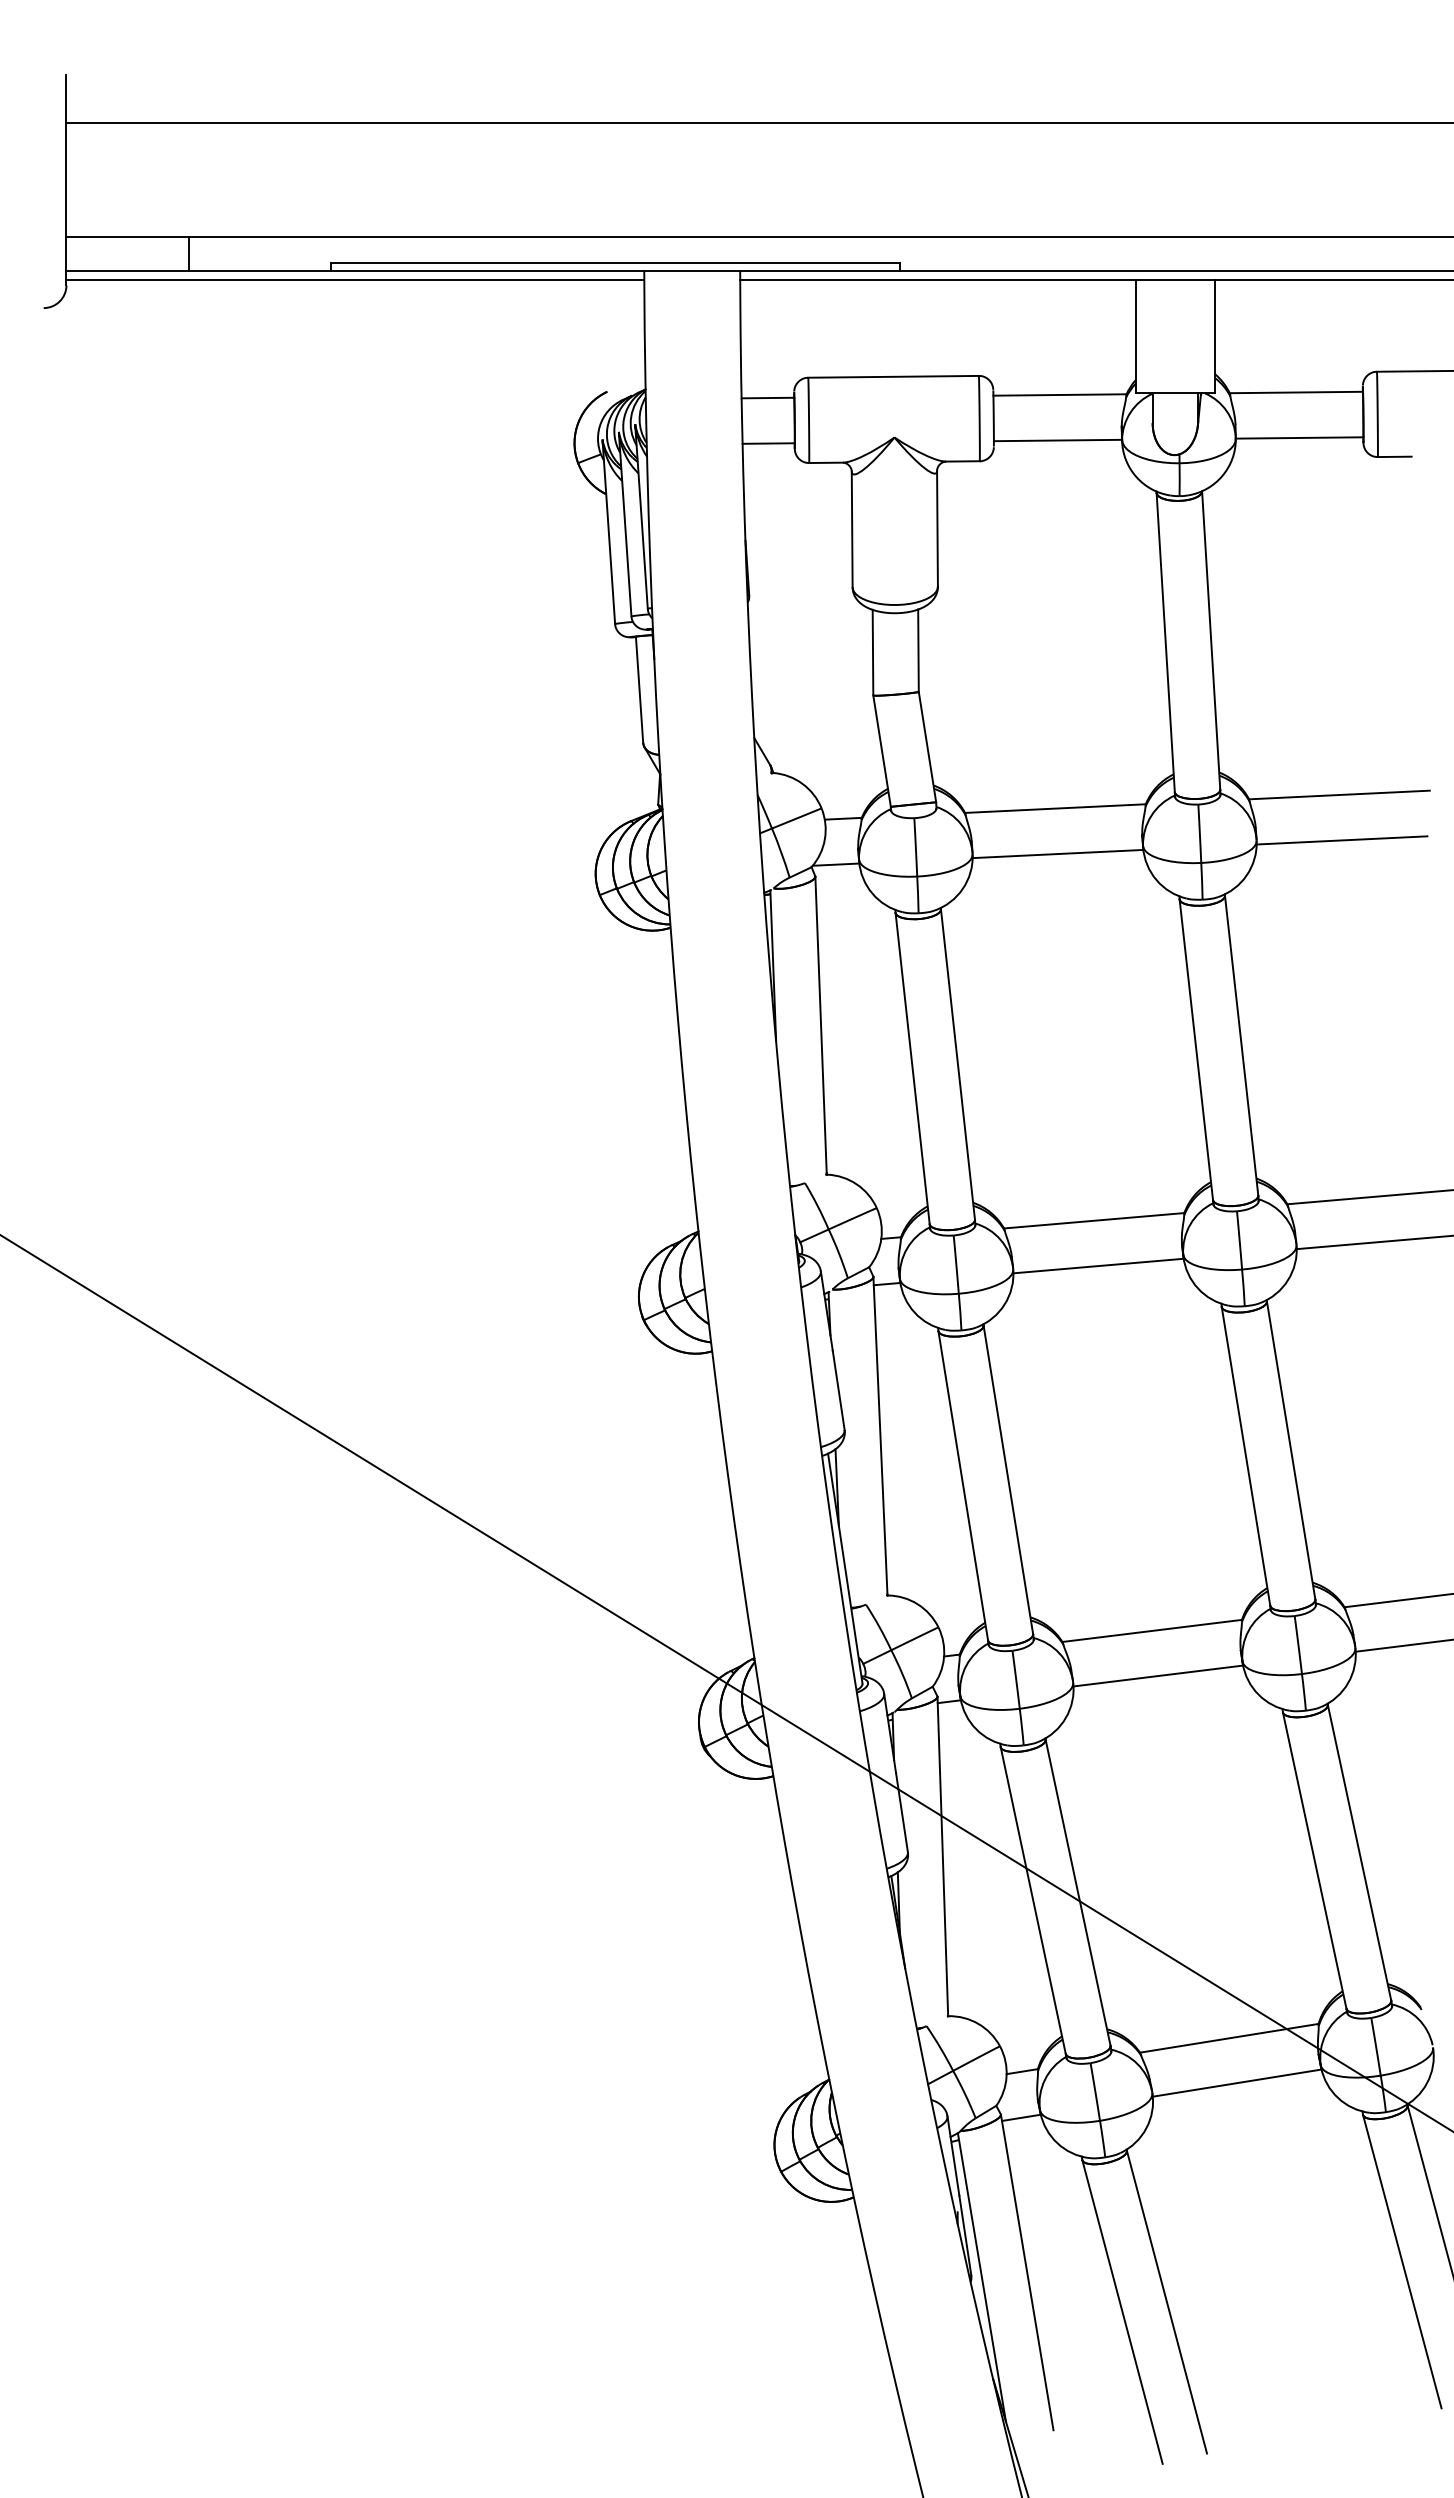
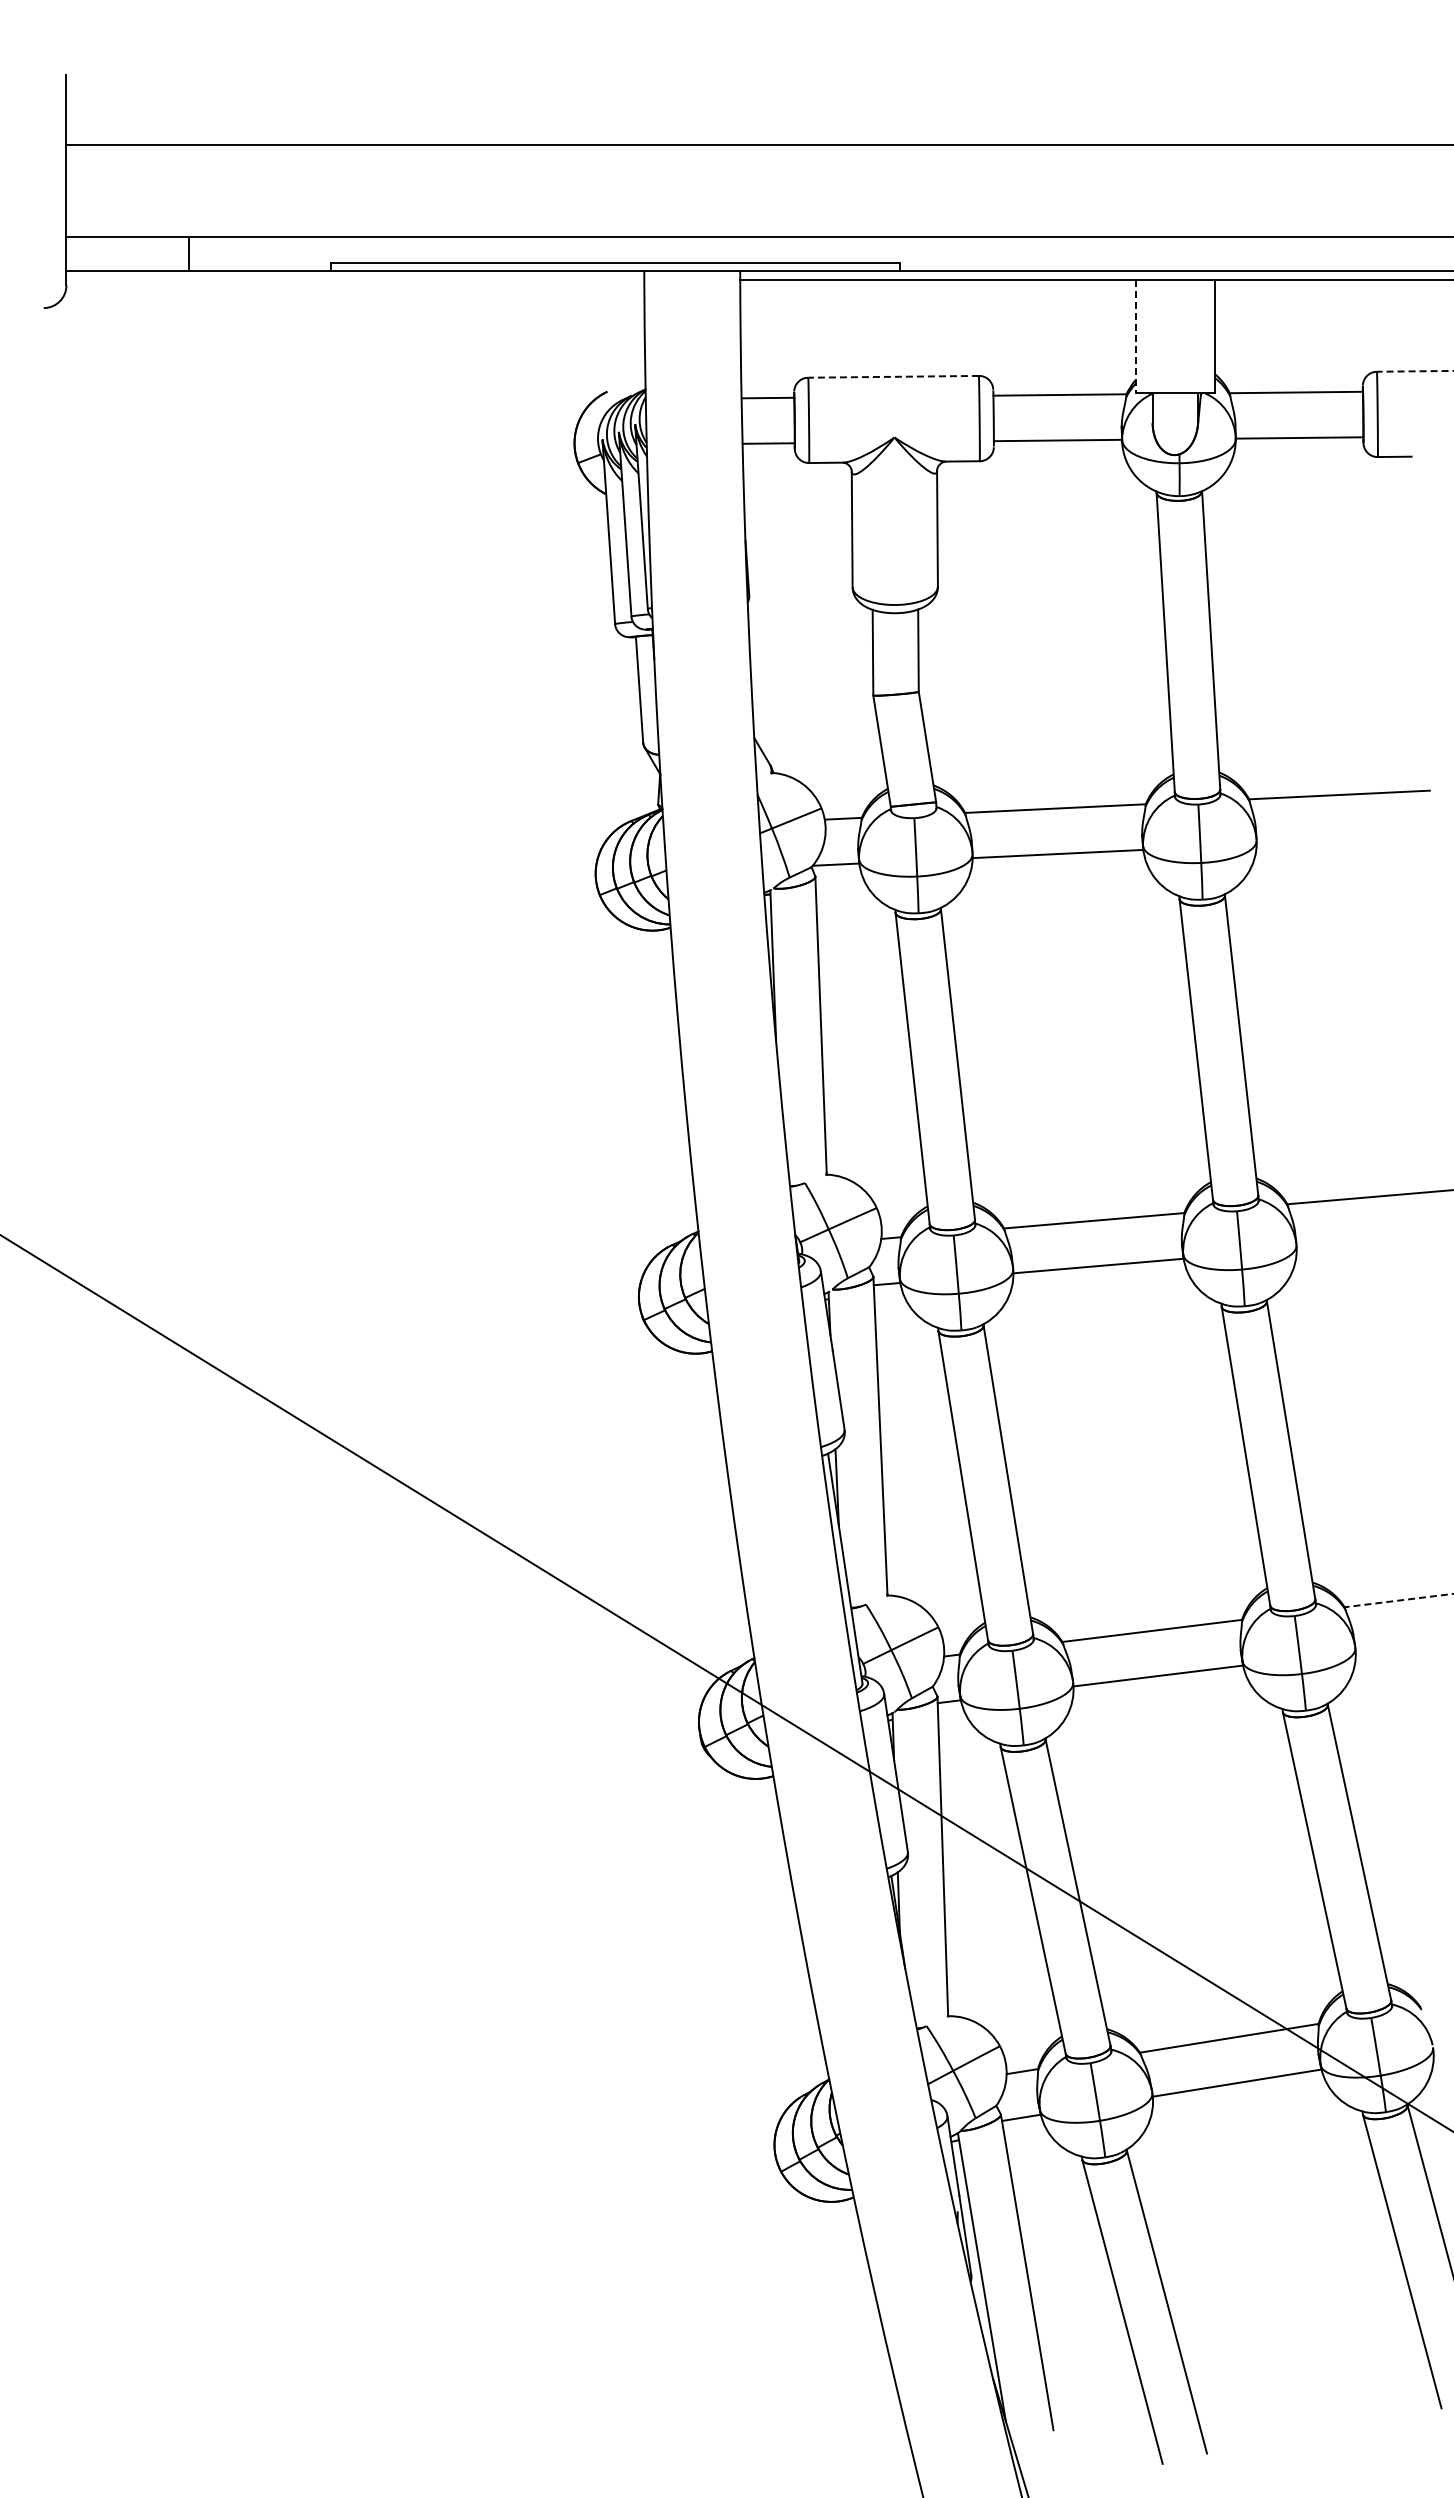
line position: (758, 123) -> (758, 145) (758, 145)
line: present -> none (355, 279)
line: solid -> dashed (1135, 336)
line: solid -> dashed (1414, 371)
line: solid -> dashed (893, 376)
line: present -> none (1341, 840)
line: present -> none (1373, 1242)
line: solid -> dashed (1399, 1600)
line: present -> none (1402, 1645)
